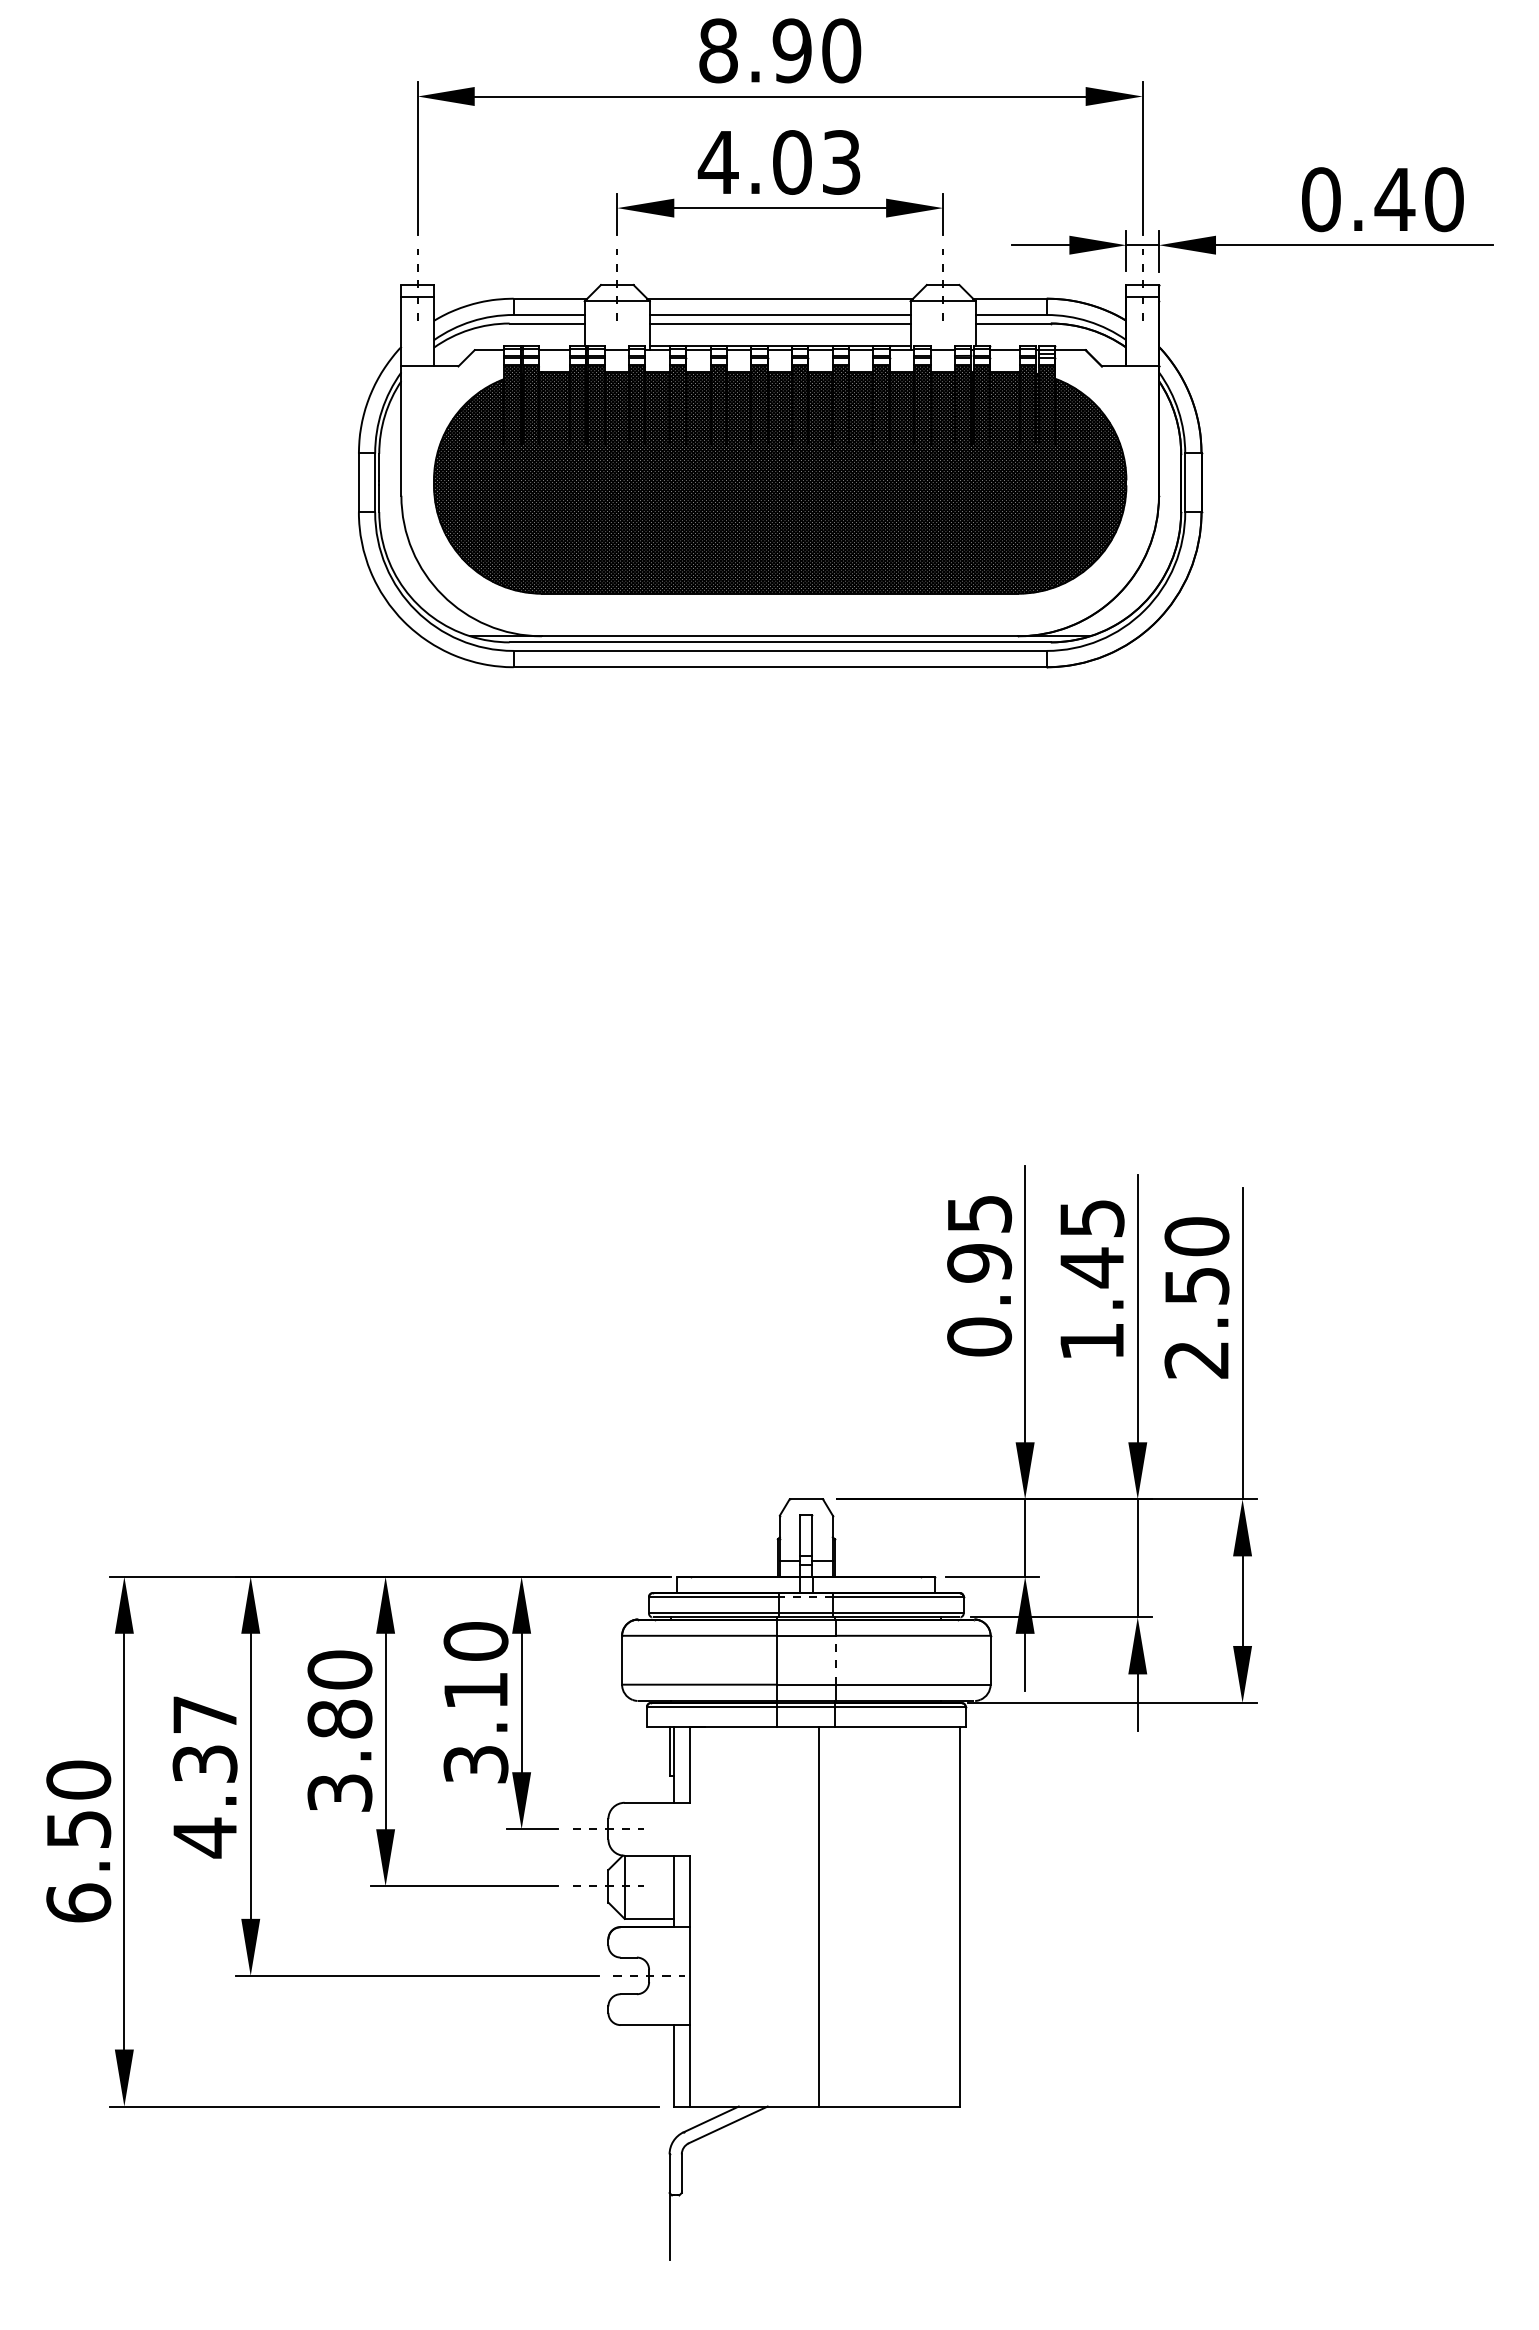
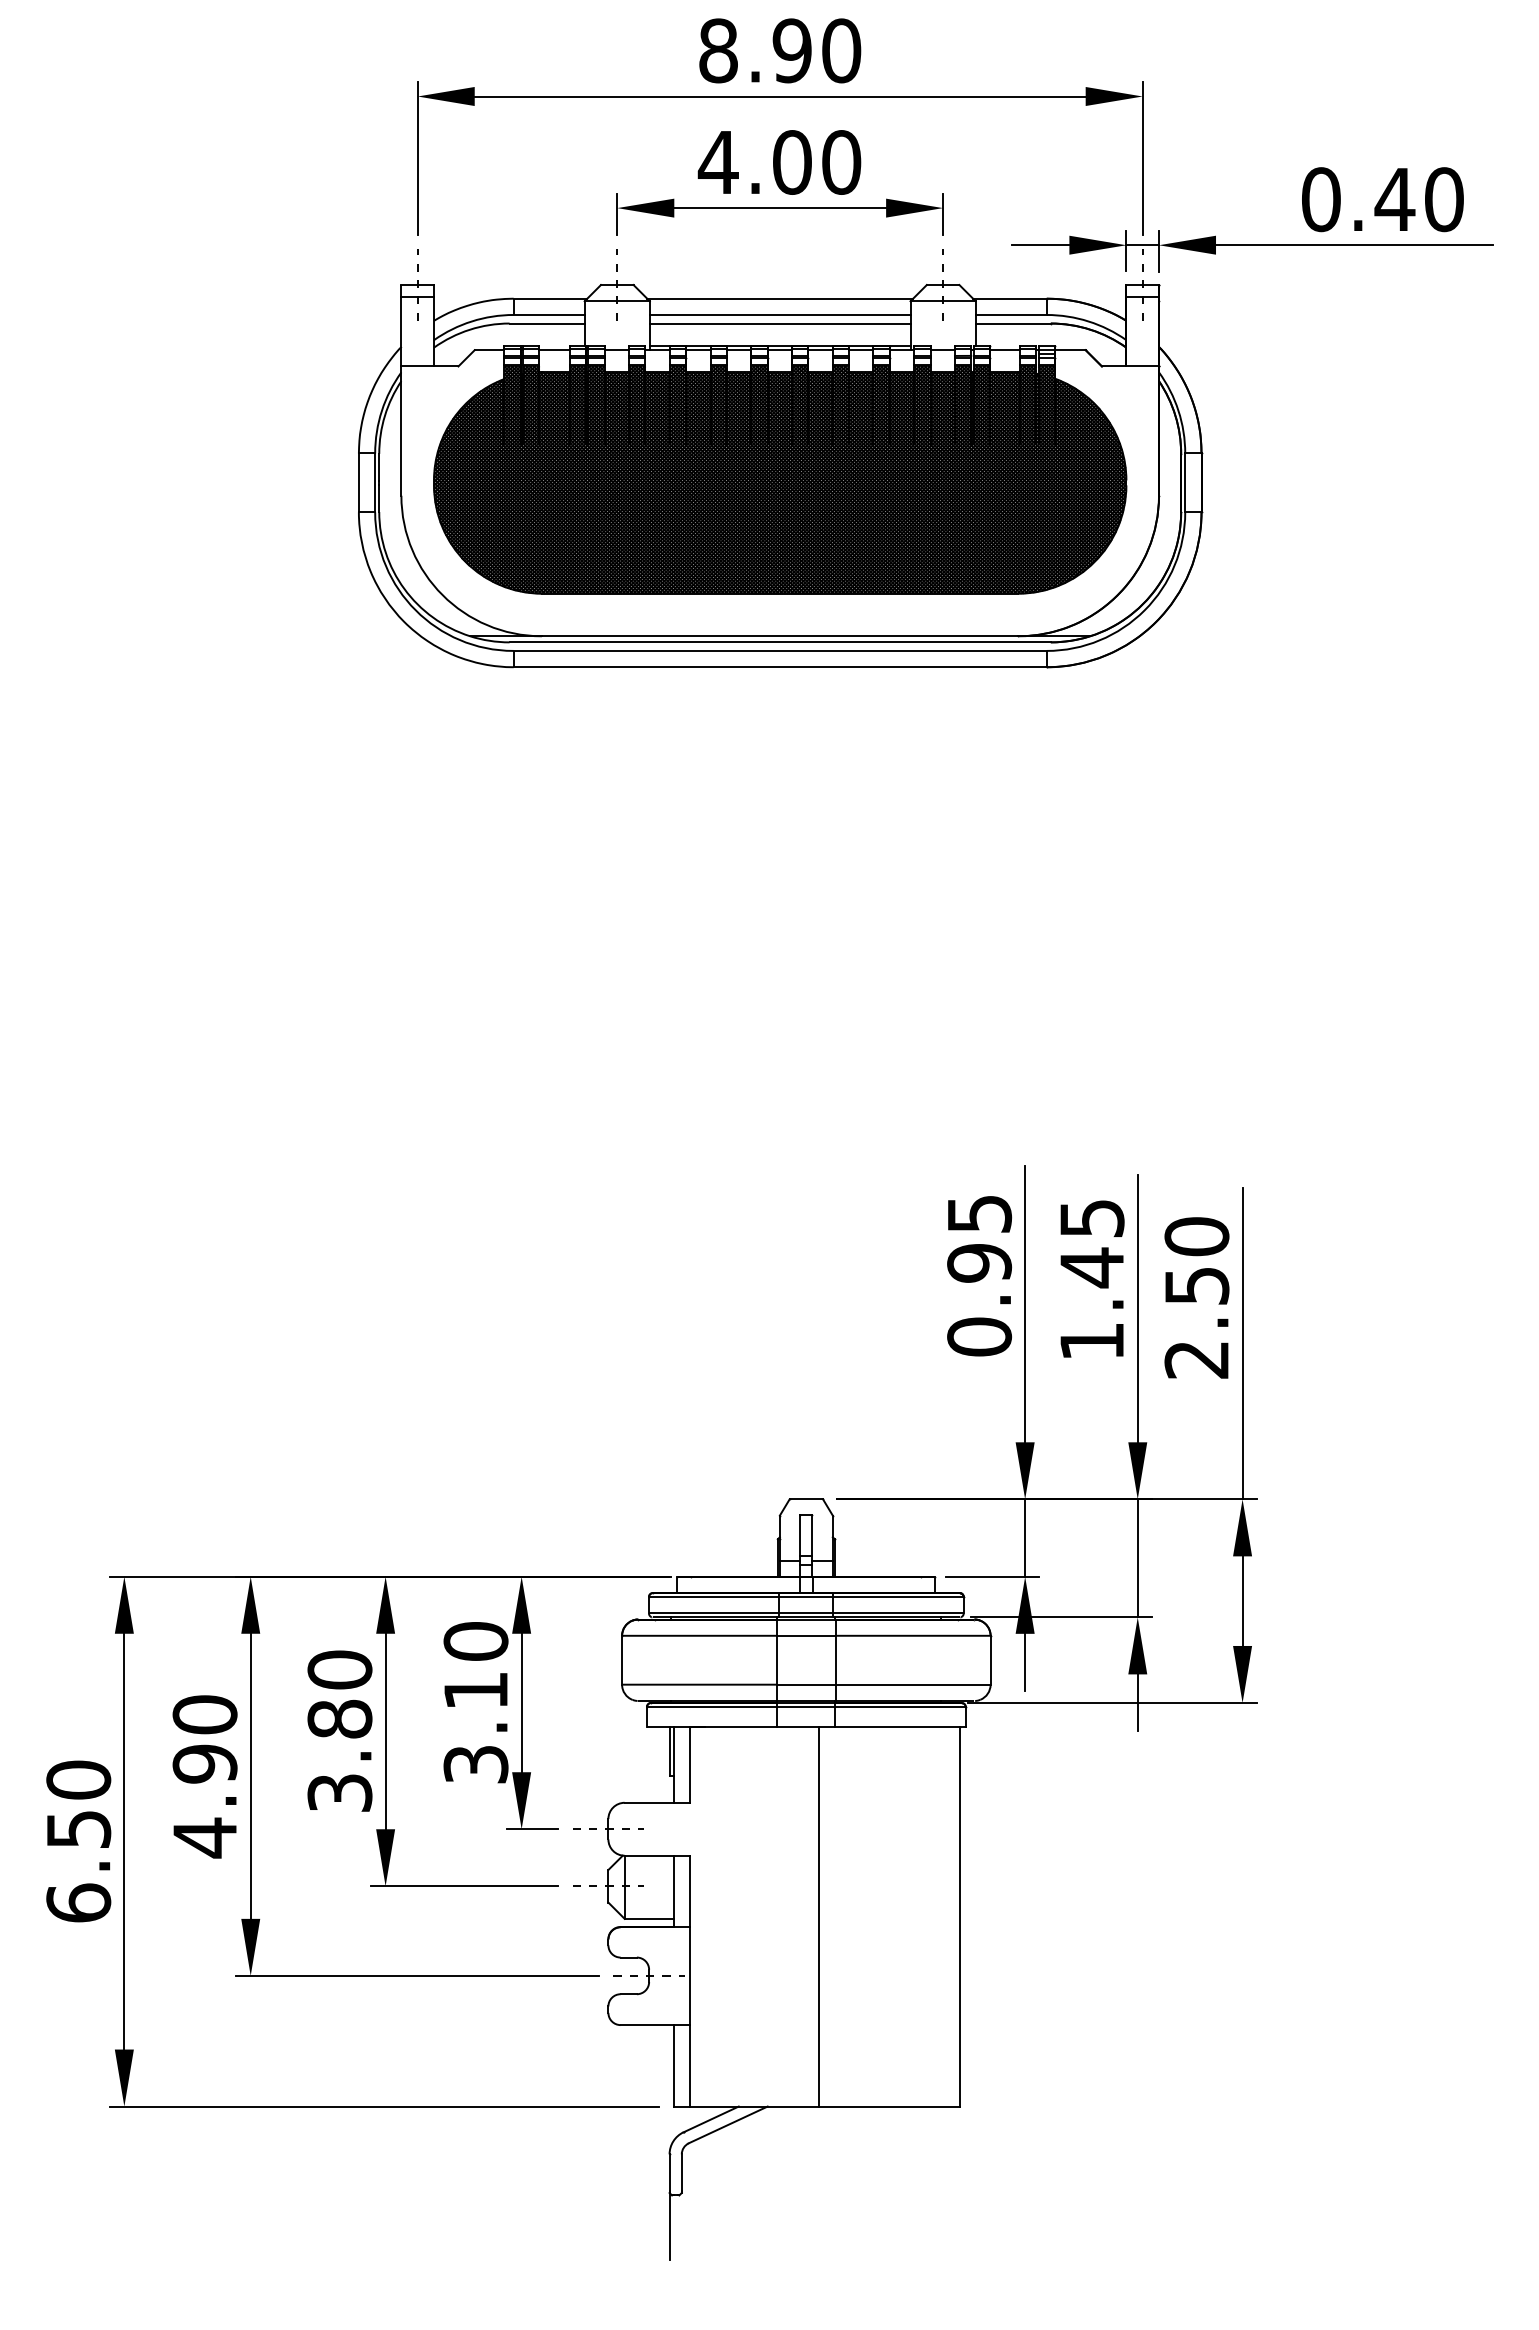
text: 4.03 -> 4.00 (841, 162)
line: dashed -> solid (805, 1597)
line: dashed -> solid (835, 1659)
text: 4.37 -> 4.90 (204, 1739)
